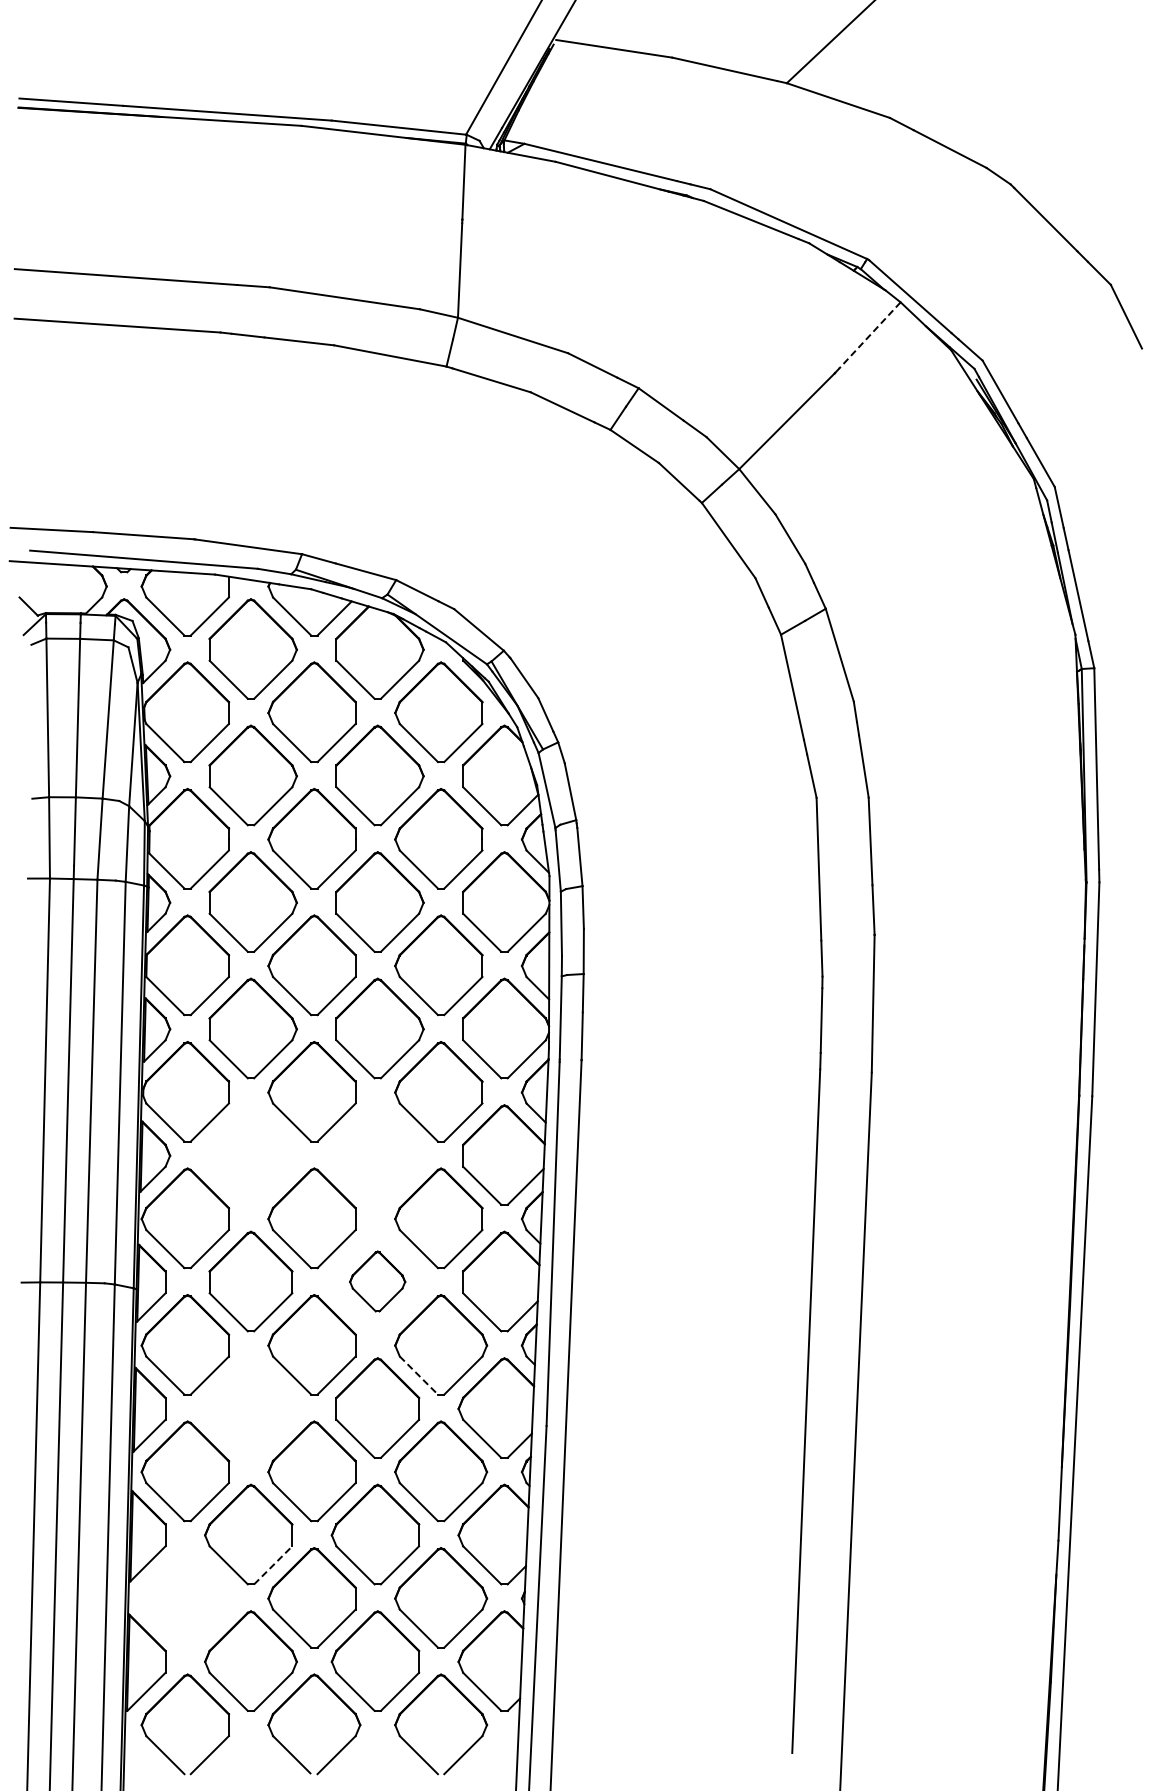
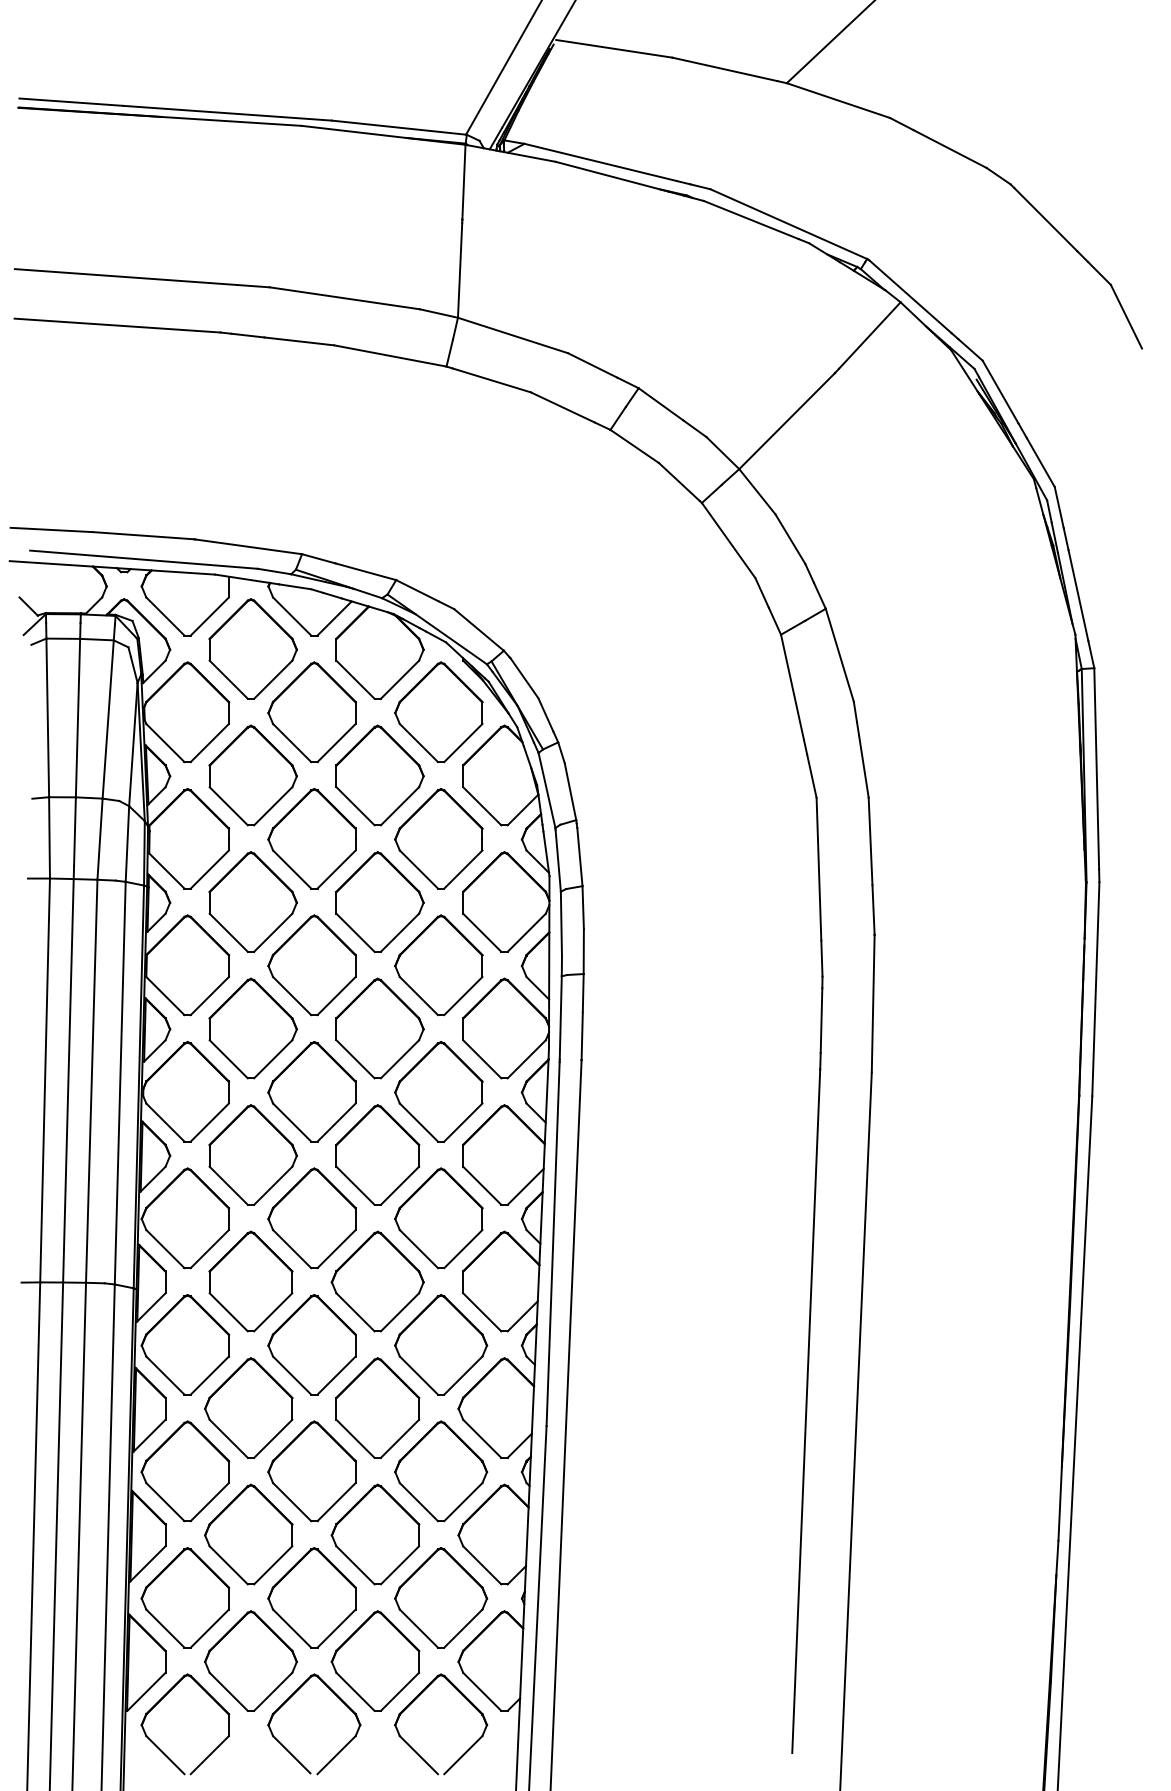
line: dashed -> solid (869, 335)
part: none -> present (252, 1154)
part: none -> present (377, 1154)
part size: 58x63 px -> 95x103 px (377, 1281)
line: dashed -> solid (418, 1375)
part: none -> present (248, 1407)
line: dashed -> solid (273, 1565)
part: none -> present (185, 1597)
